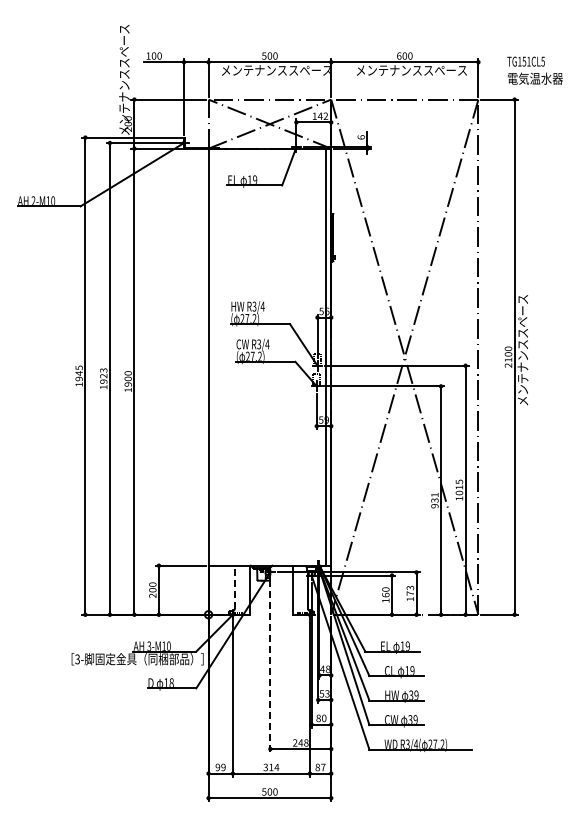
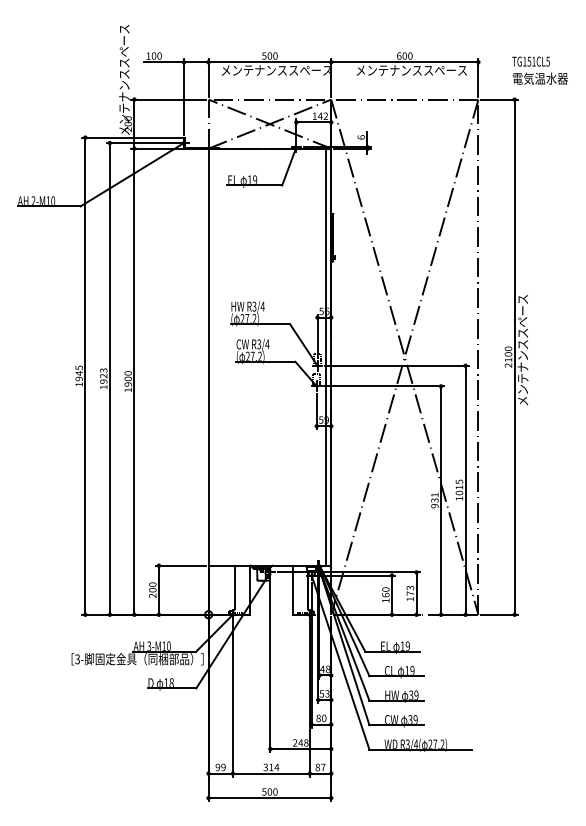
text position: (534, 70) -> (539, 70) (539, 70)
line: dashed -> solid (234, 586)
line: dashed -> solid (270, 666)
